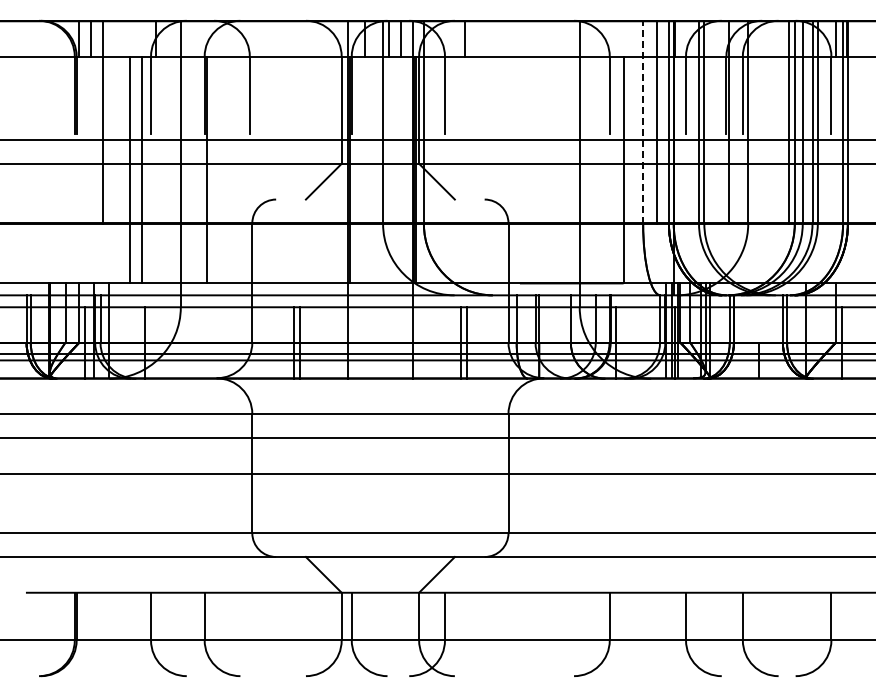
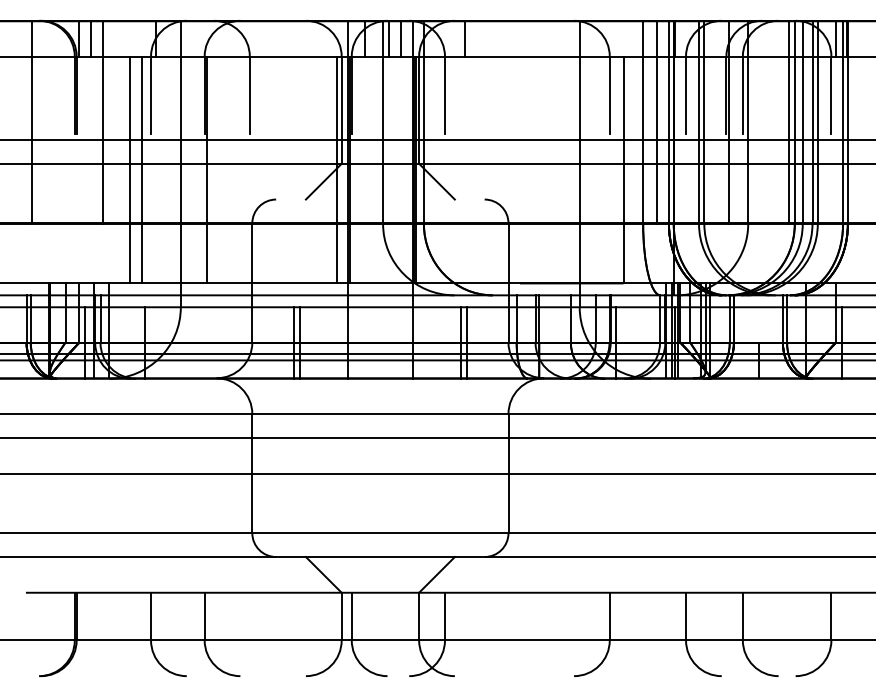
line: none -> present (31, 122)
line: dashed -> solid (643, 122)
line: none -> present (337, 170)
